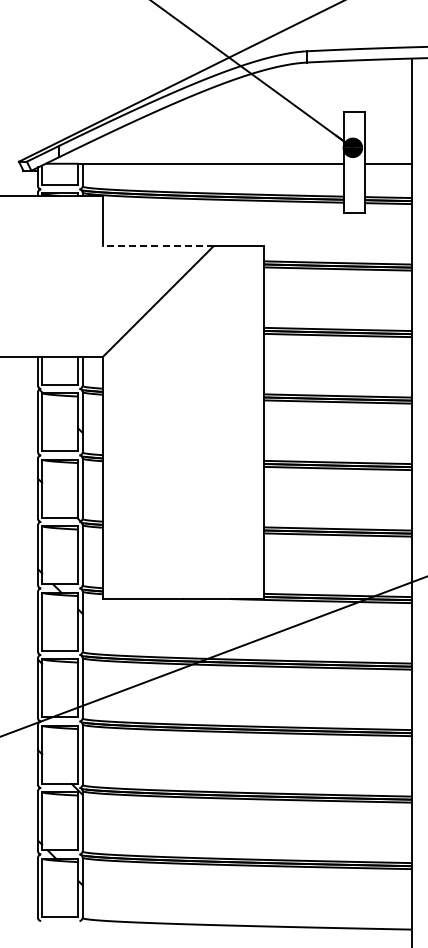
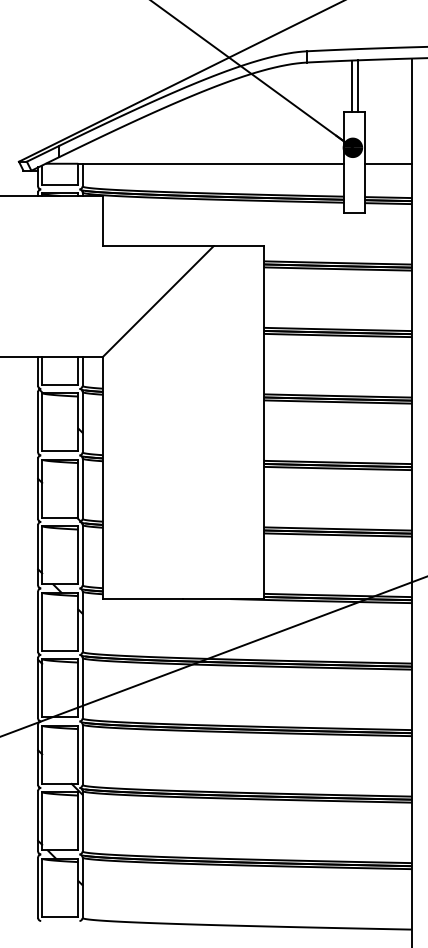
line: none -> present (351, 85)
line: none -> present (357, 85)
line: dashed -> solid (157, 246)
